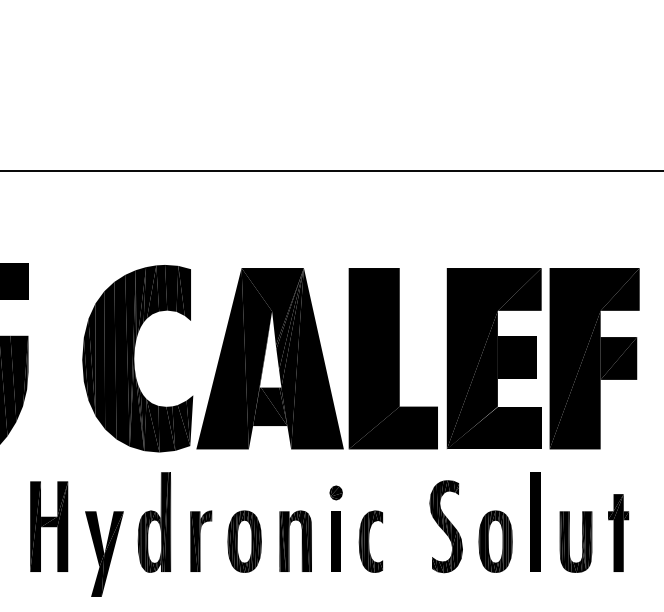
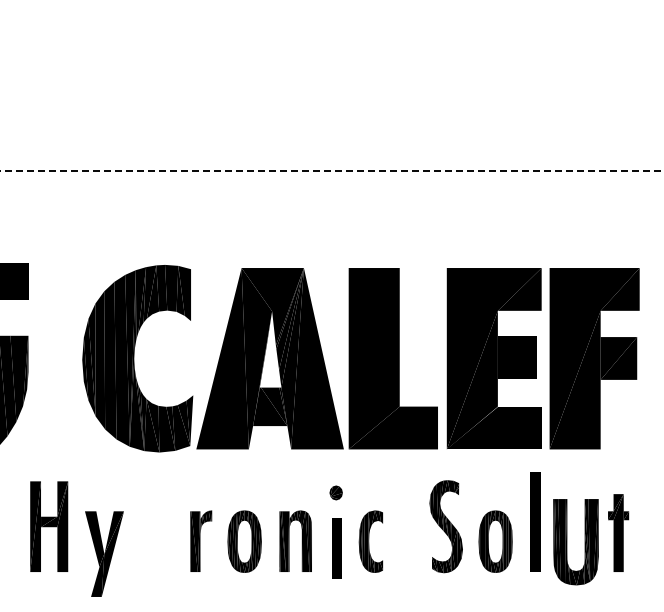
line: solid -> dashed (332, 171)
part: present -> none (153, 522)
part position: (335, 541) -> (336, 548) (336, 548)
part size: 34x62 px -> 46x87 px (575, 542)
